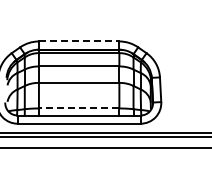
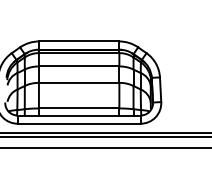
line: dashed -> solid (79, 41)
line: dashed -> solid (78, 108)
